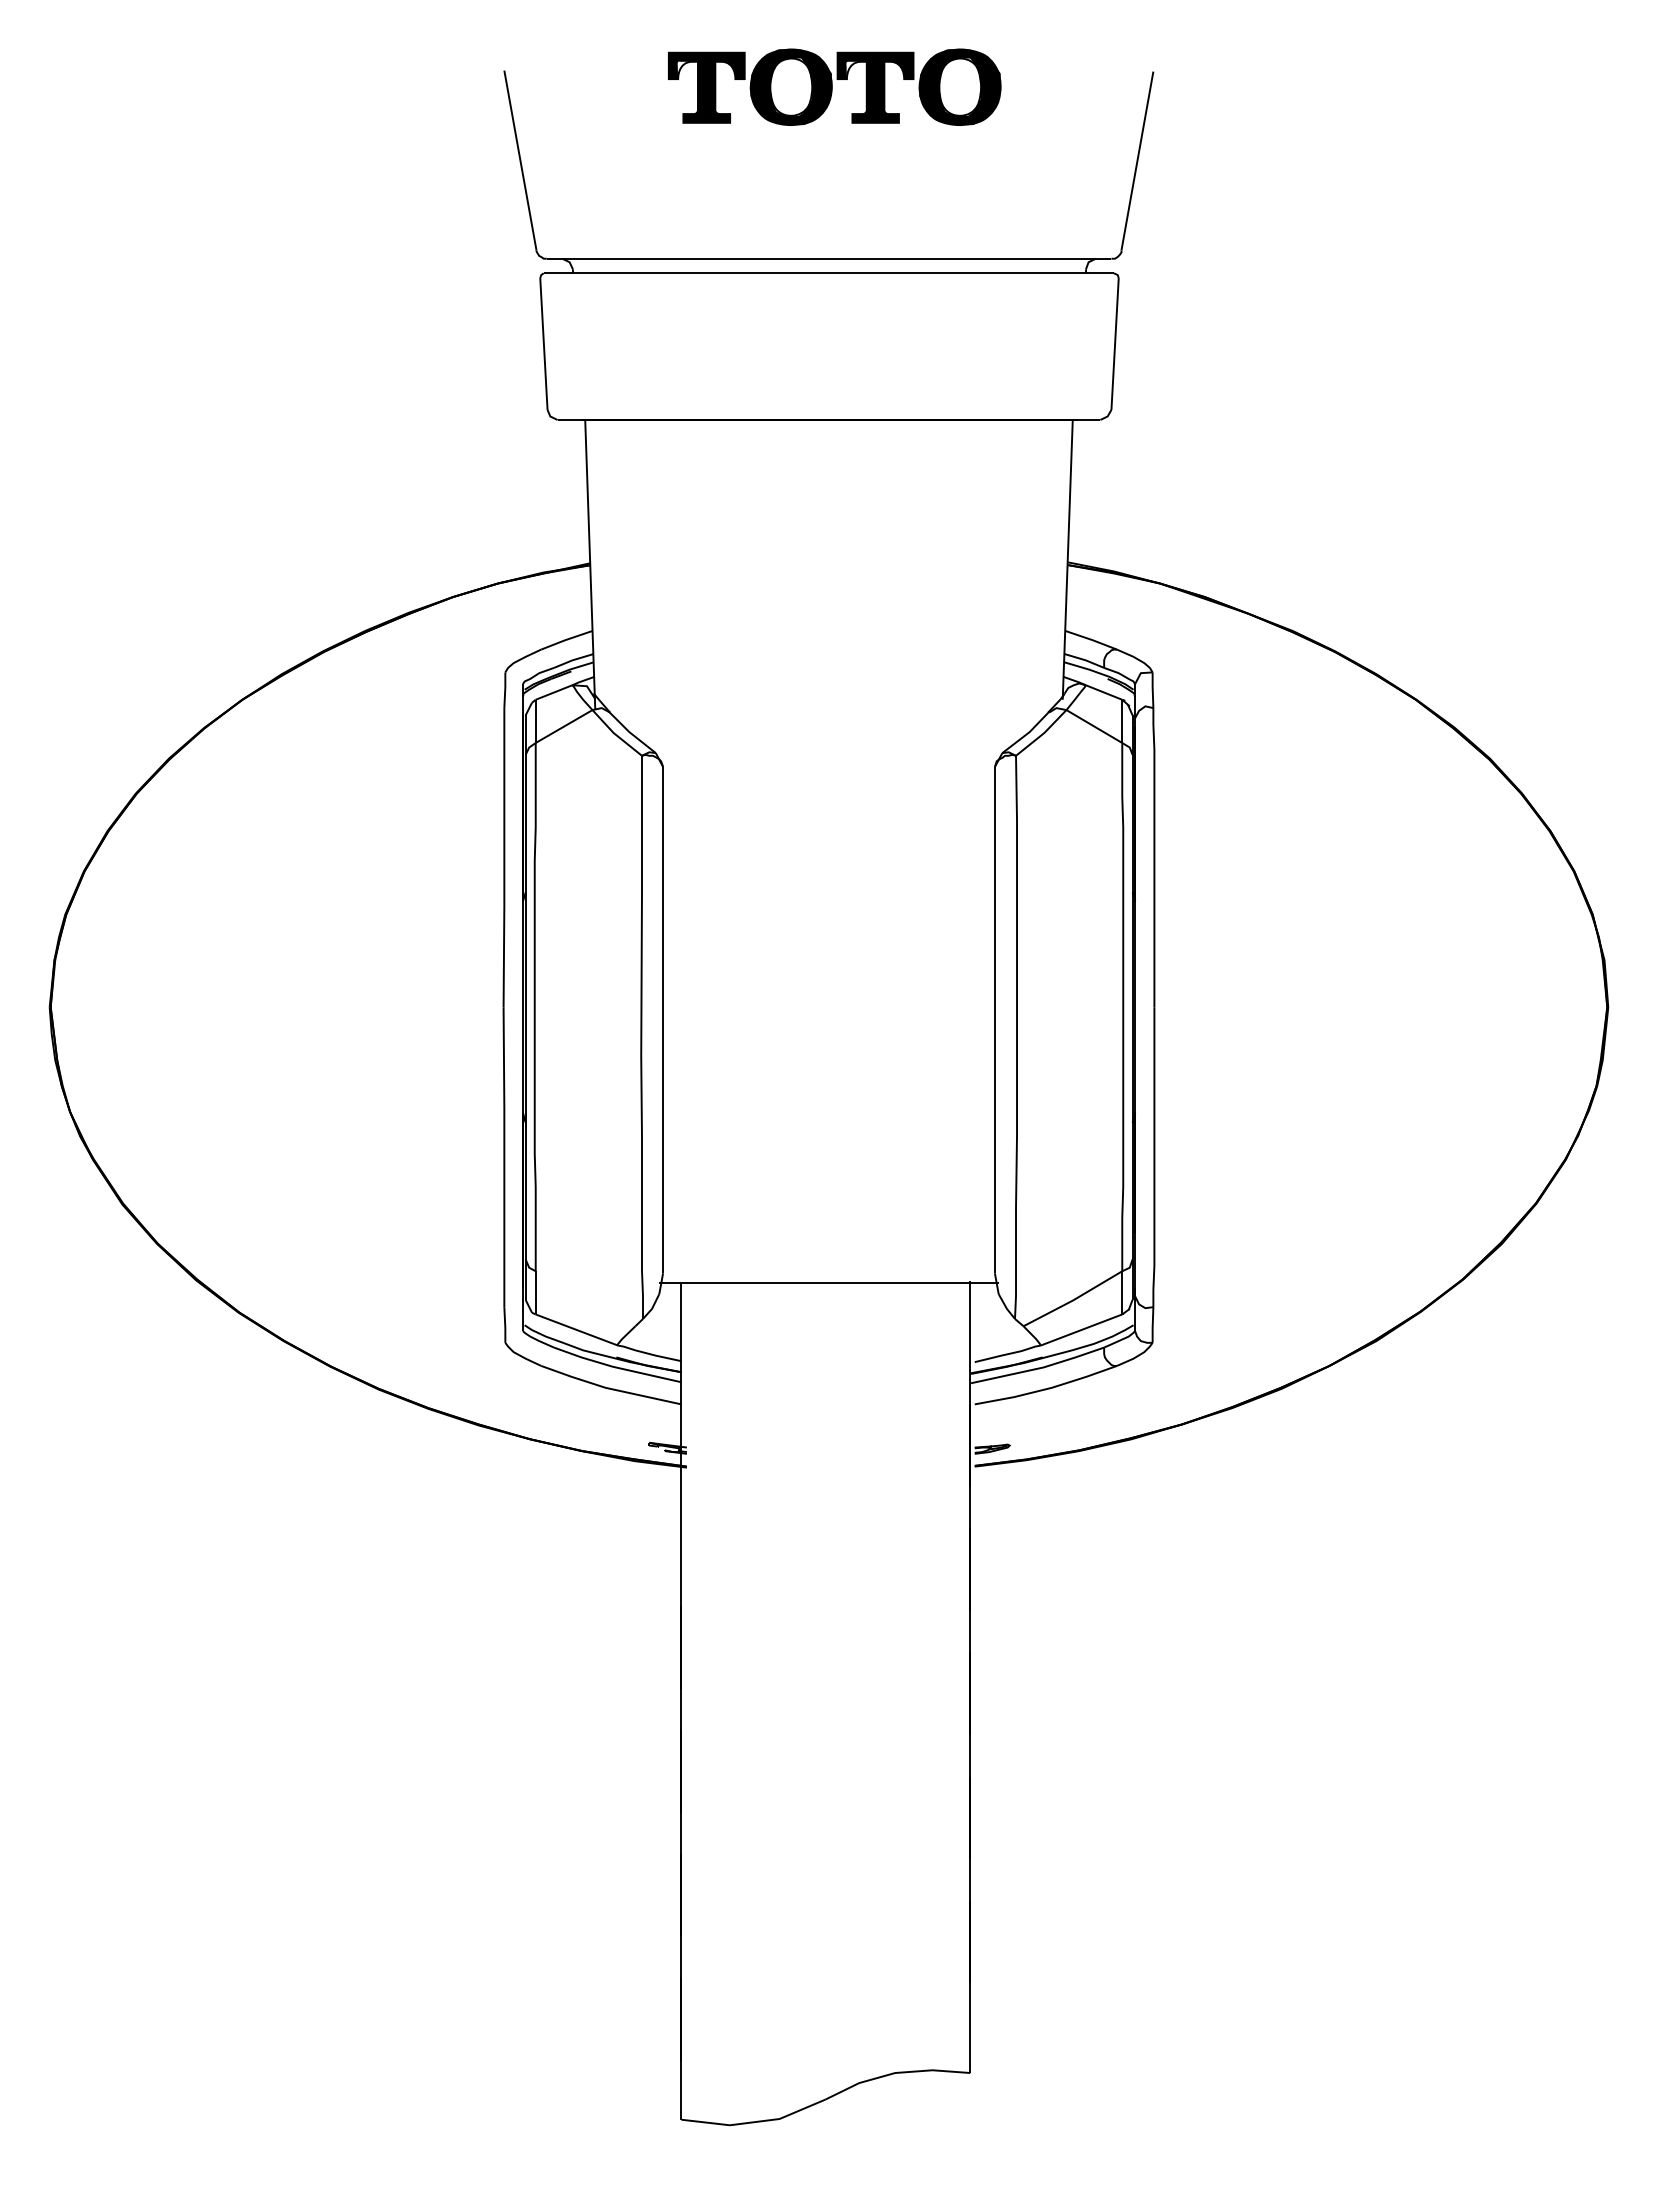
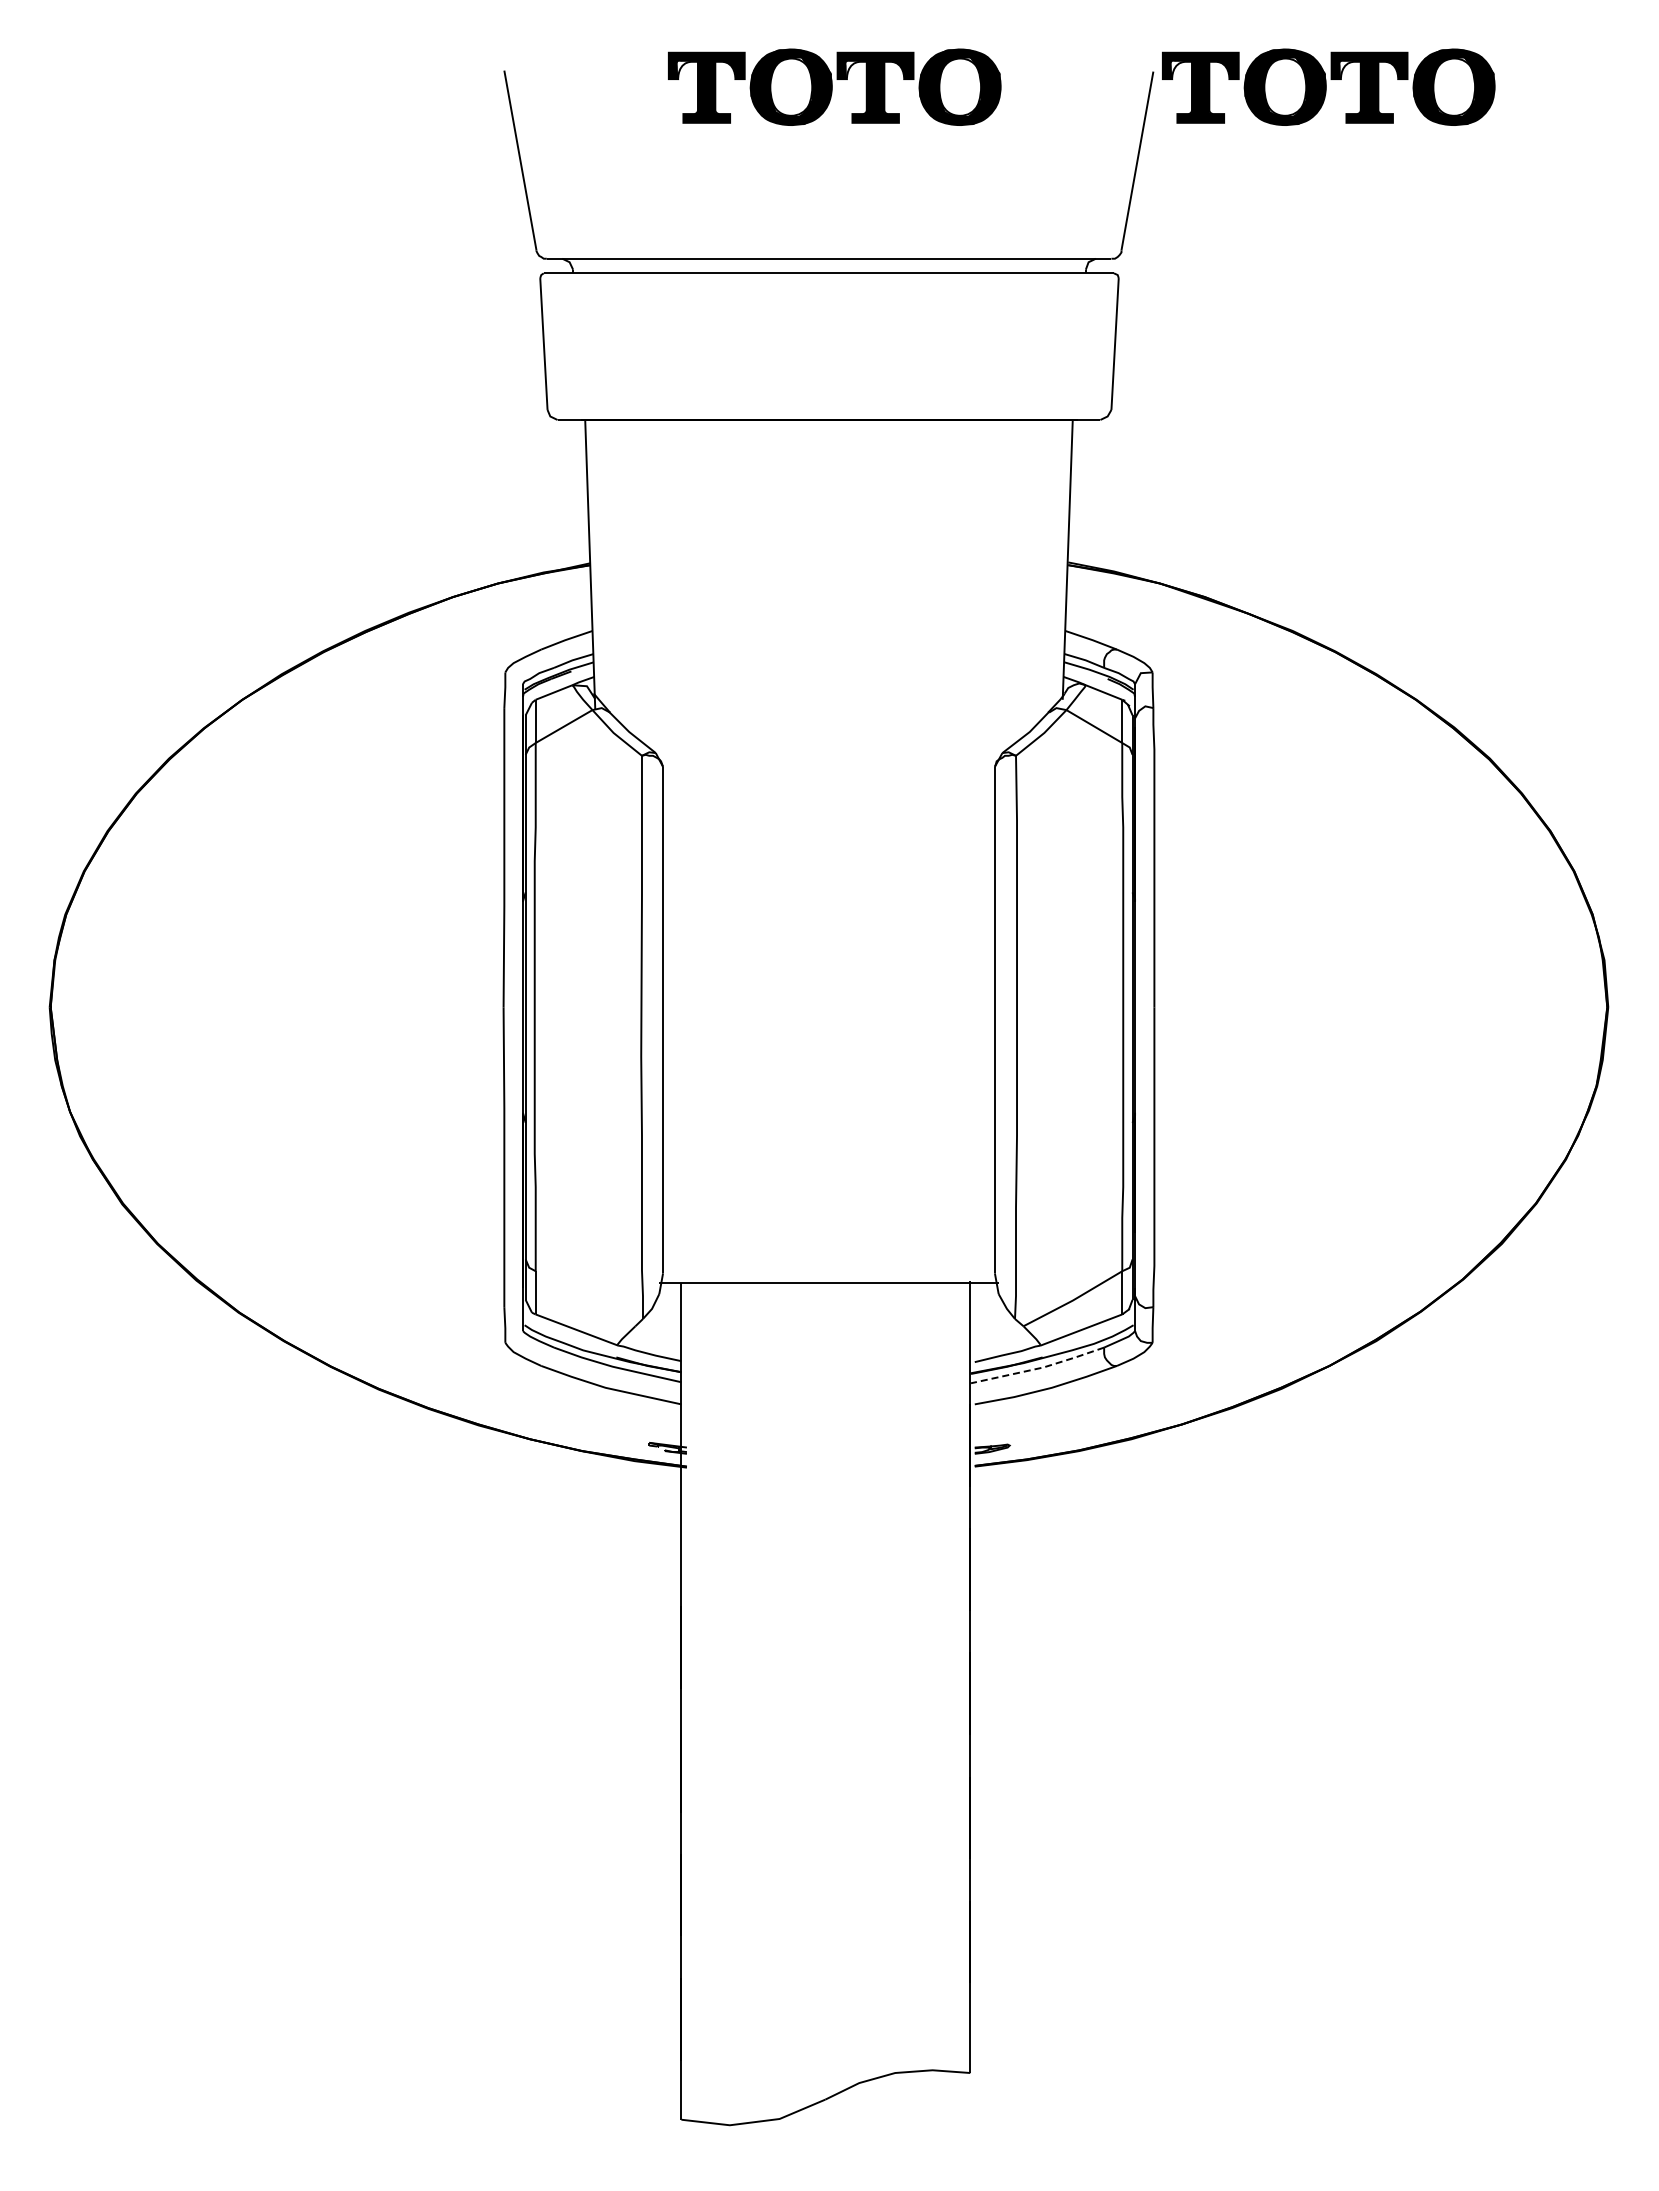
part: none -> present (1328, 86)
line: solid -> dashed (1039, 1368)
